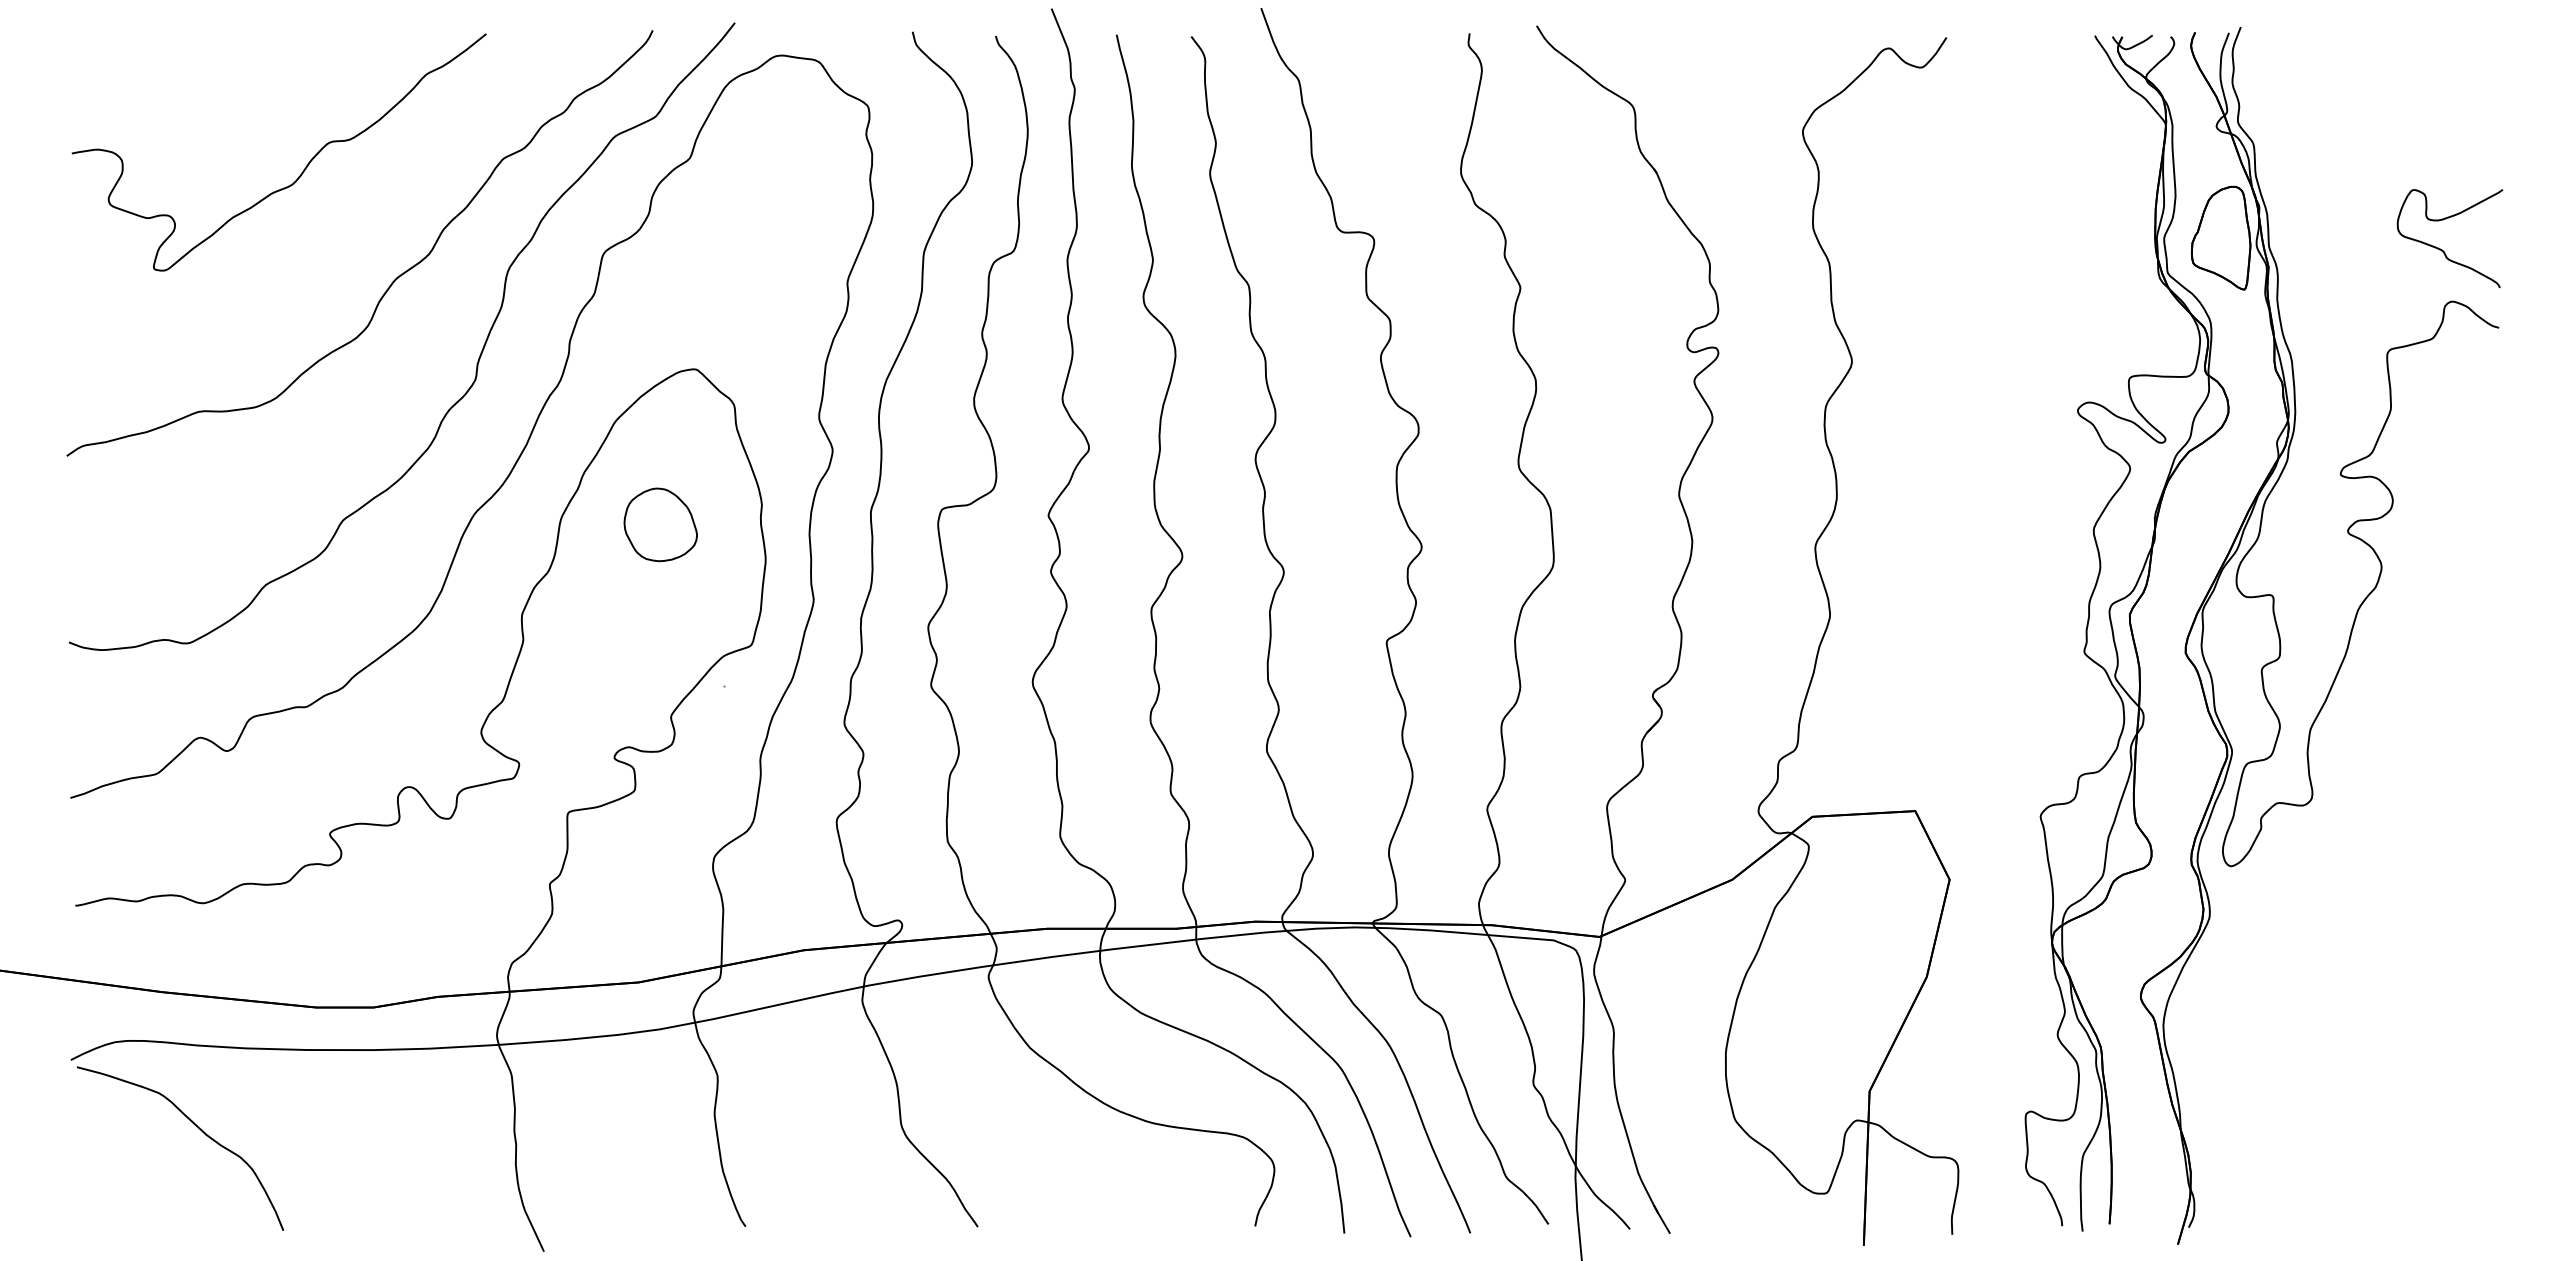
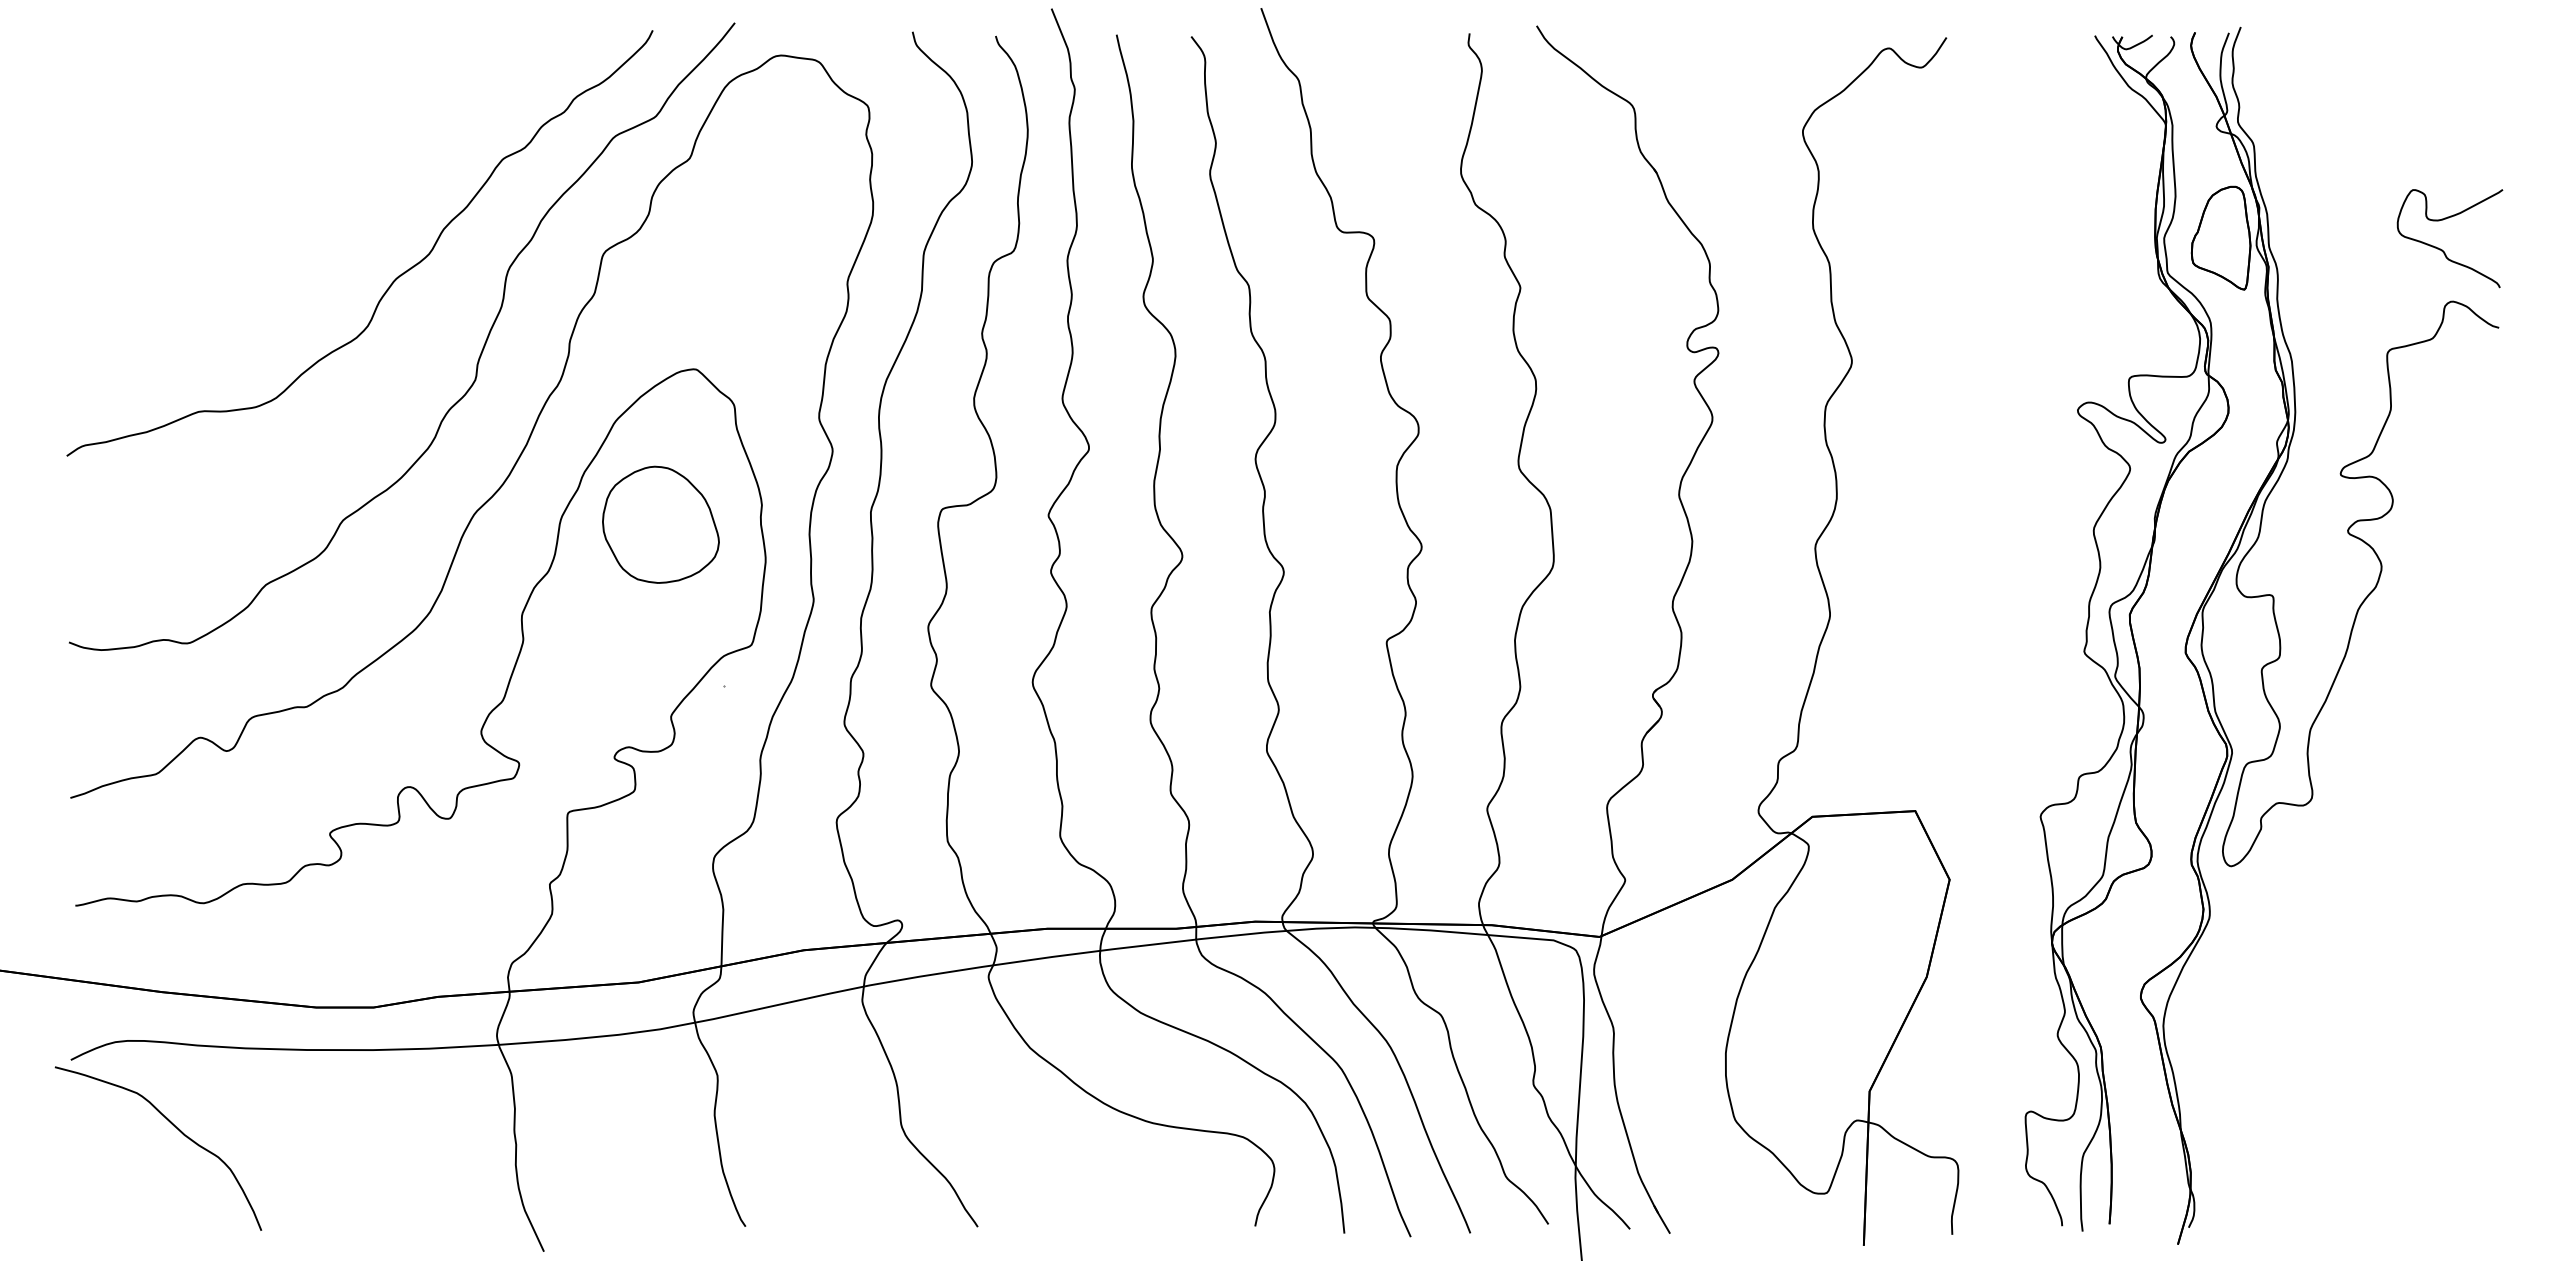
curve: present -> none (303, 169)
part size: 75x76 px -> 118x119 px (660, 524)
curve position: (195, 1126) -> (173, 1126) (173, 1126)
